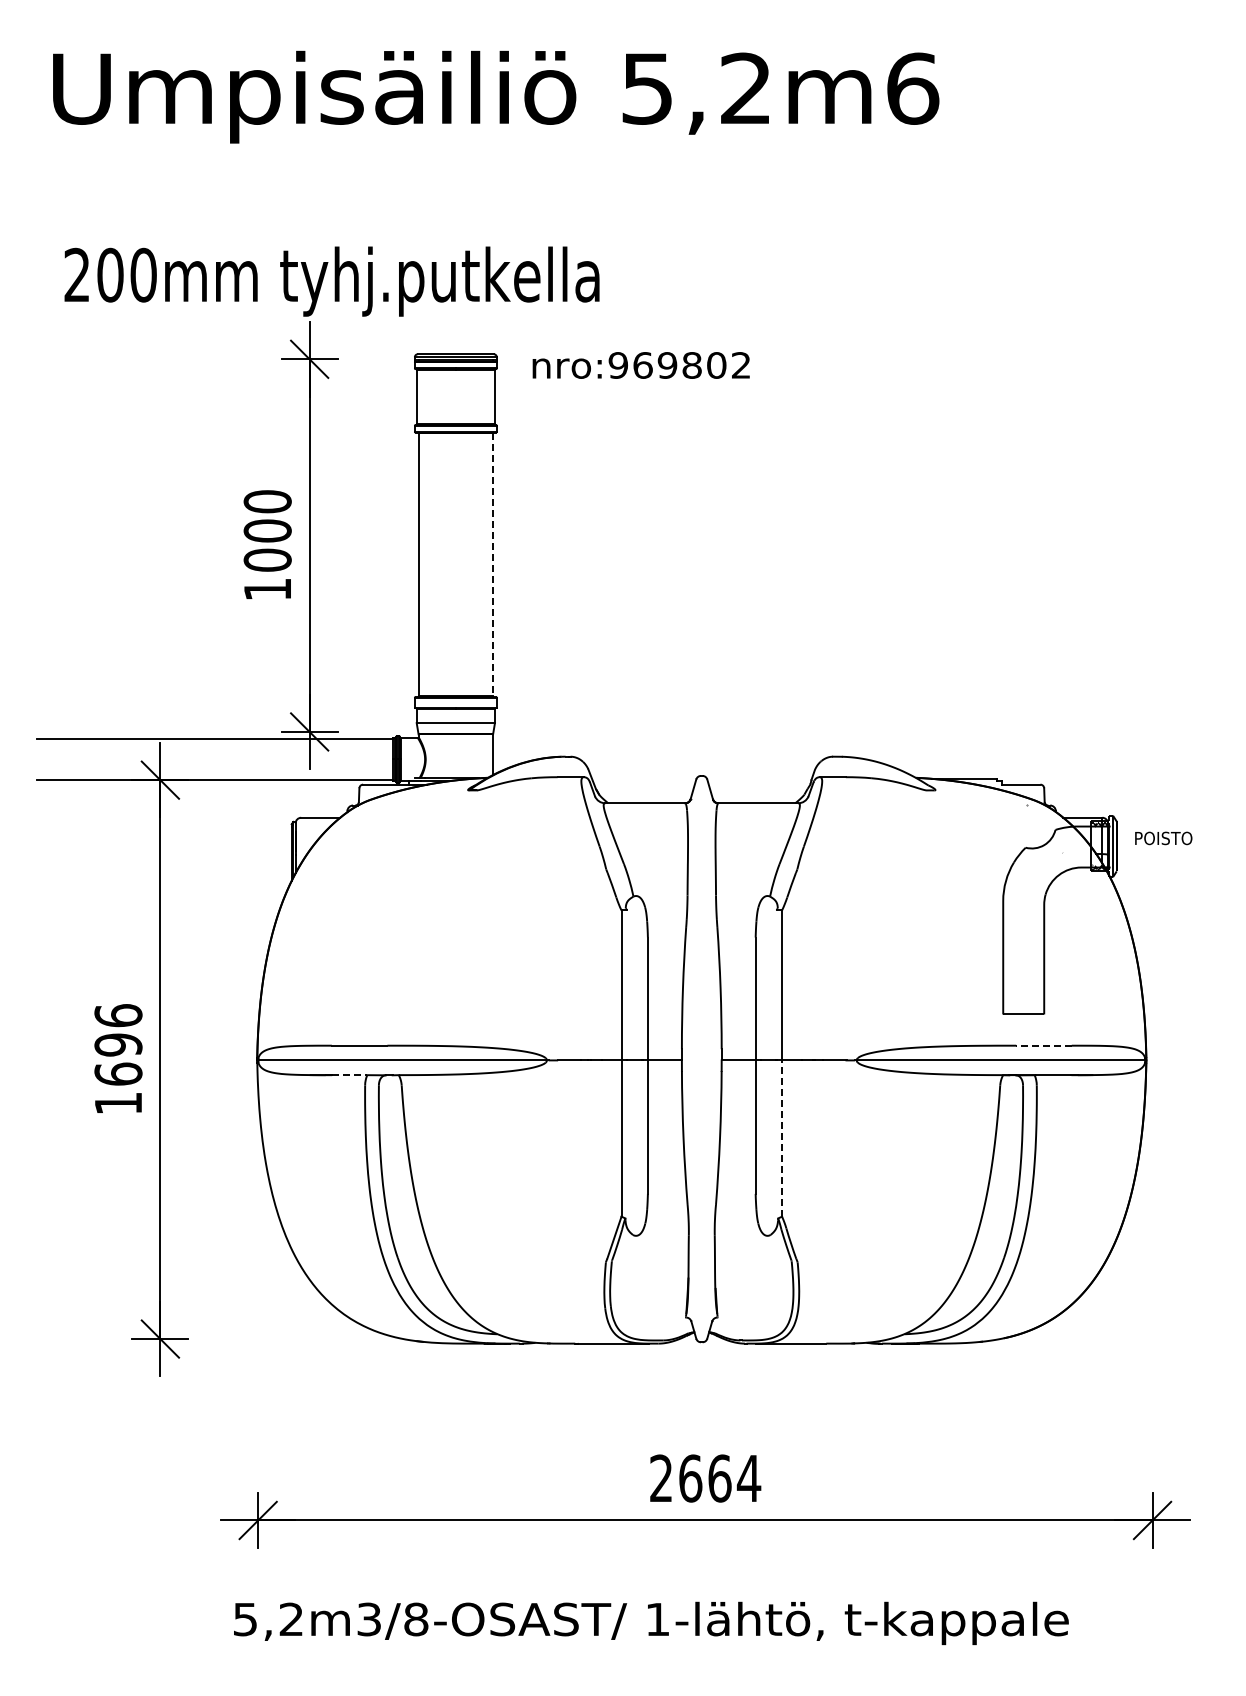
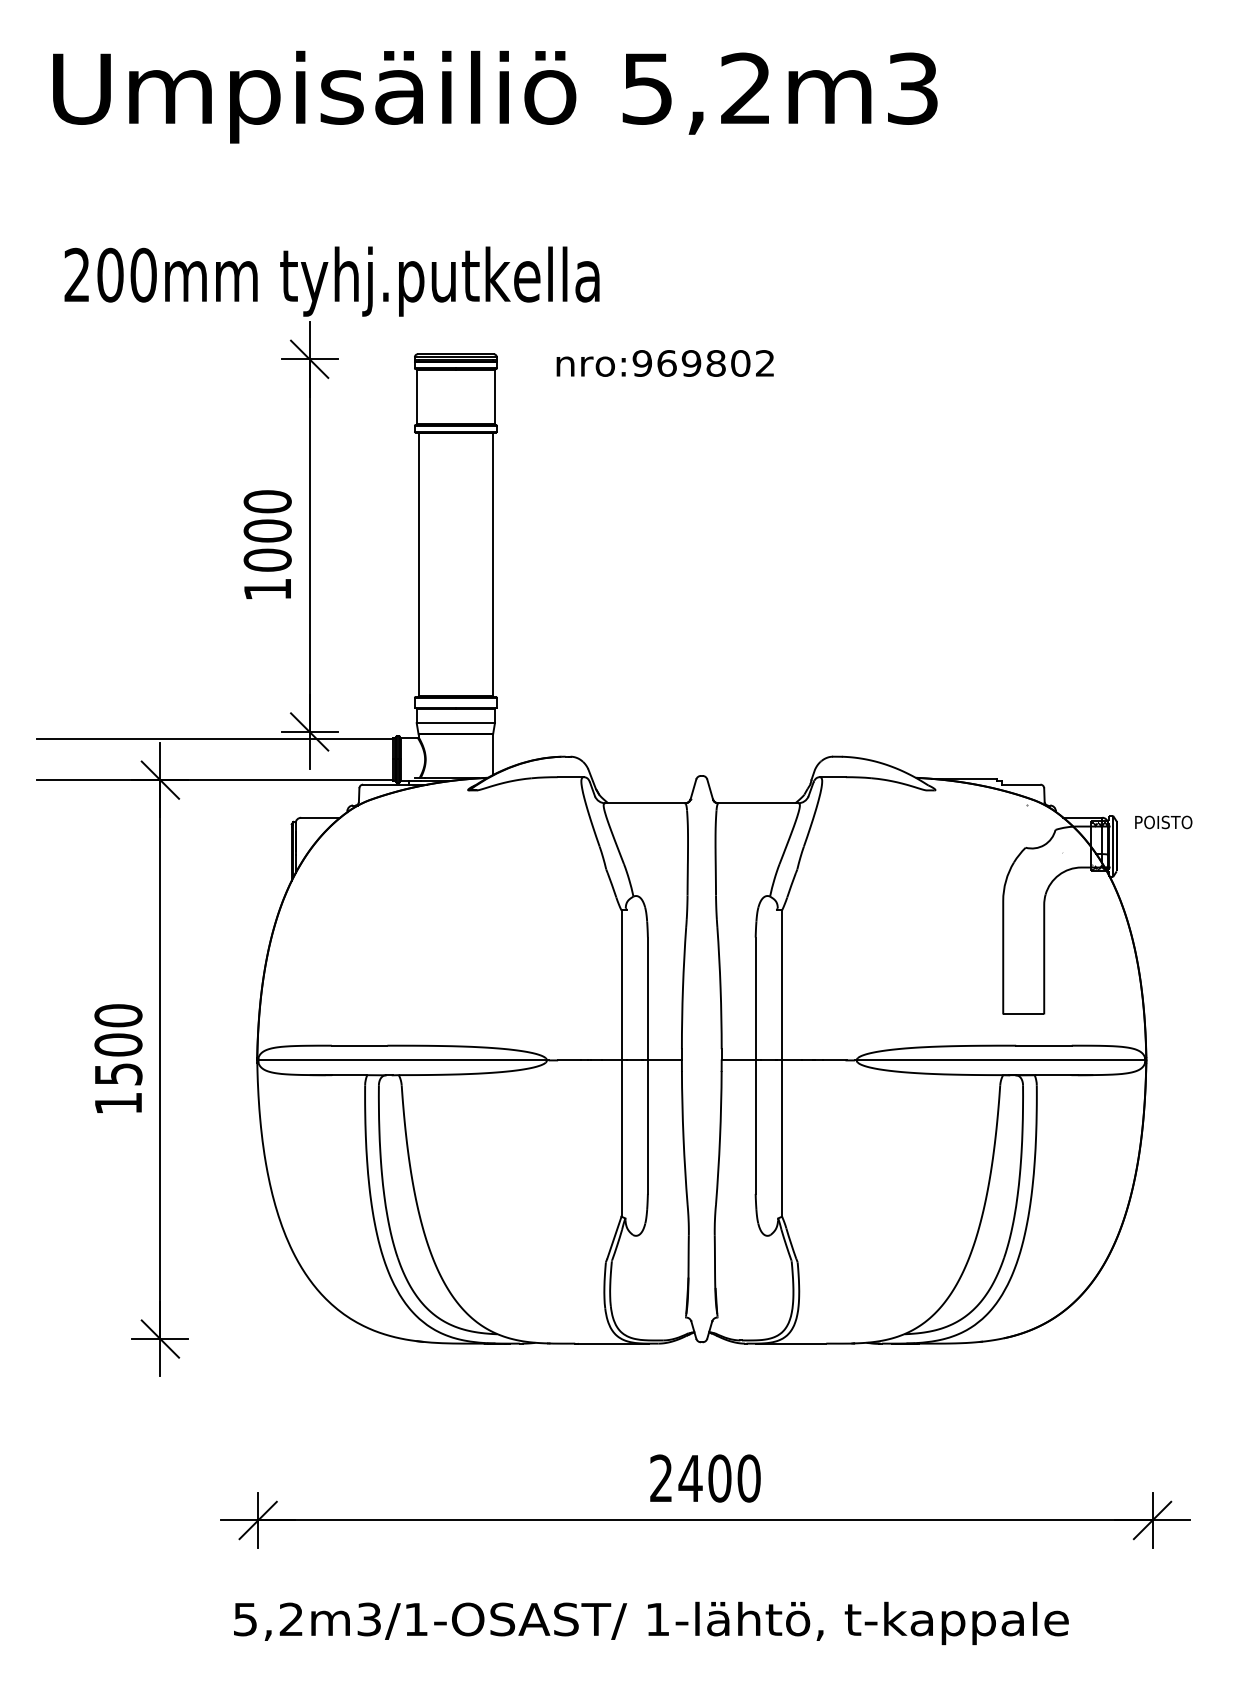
text: 5,2m6 -> 5,2m3 (913, 88)
text position: (640, 365) -> (664, 363) (664, 363)
line: dashed -> solid (493, 564)
text position: (1163, 838) -> (1163, 822) (1163, 822)
text: 1696 -> 1500 (118, 1044)
line: dashed -> solid (1043, 1045)
line: dashed -> solid (349, 1075)
line: dashed -> solid (782, 1138)
text: 2664 -> 2400 (719, 1478)
text: 5,2m3/8-OSAST/ -> 5,2m3/1-OSAST/ (416, 1619)
